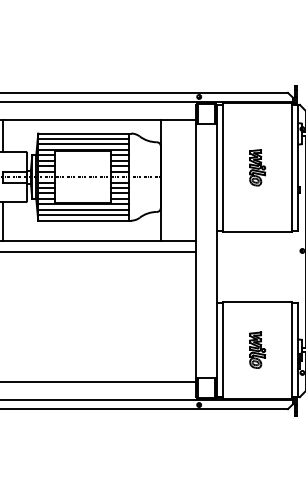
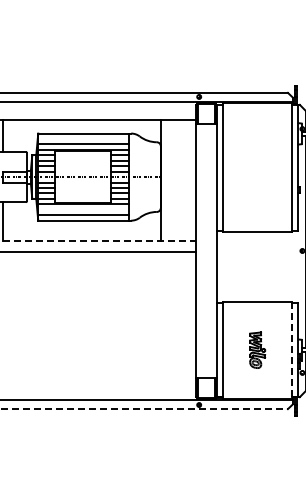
line: present -> none (83, 139)
part: present -> none (257, 167)
line: present -> none (83, 209)
line: solid -> dashed (98, 240)
line: solid -> dashed (291, 350)
line: present -> none (99, 381)
line: solid -> dashed (144, 409)
